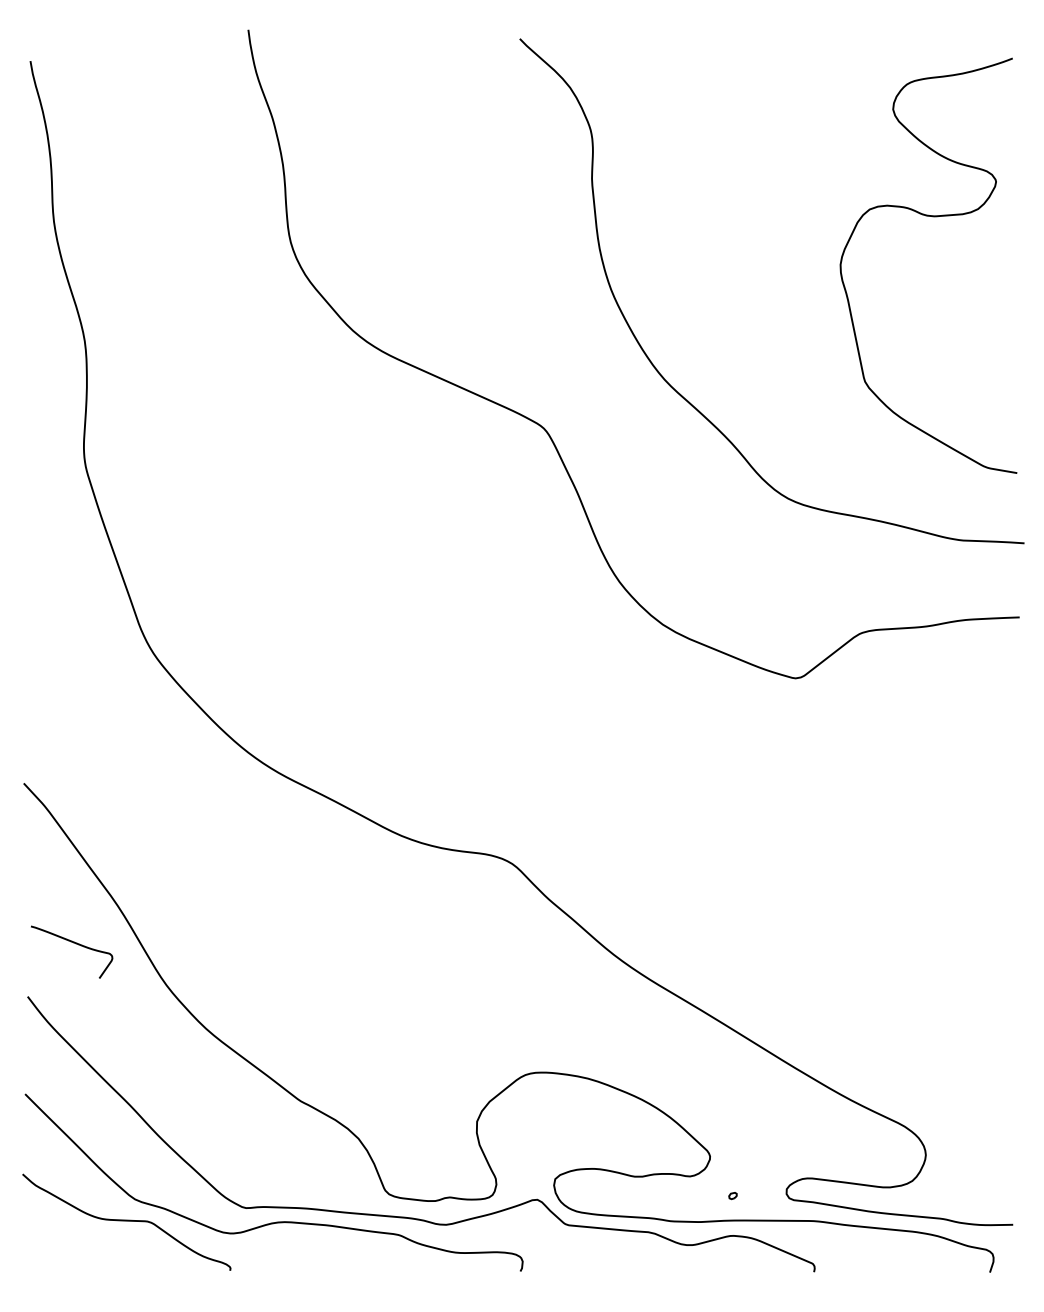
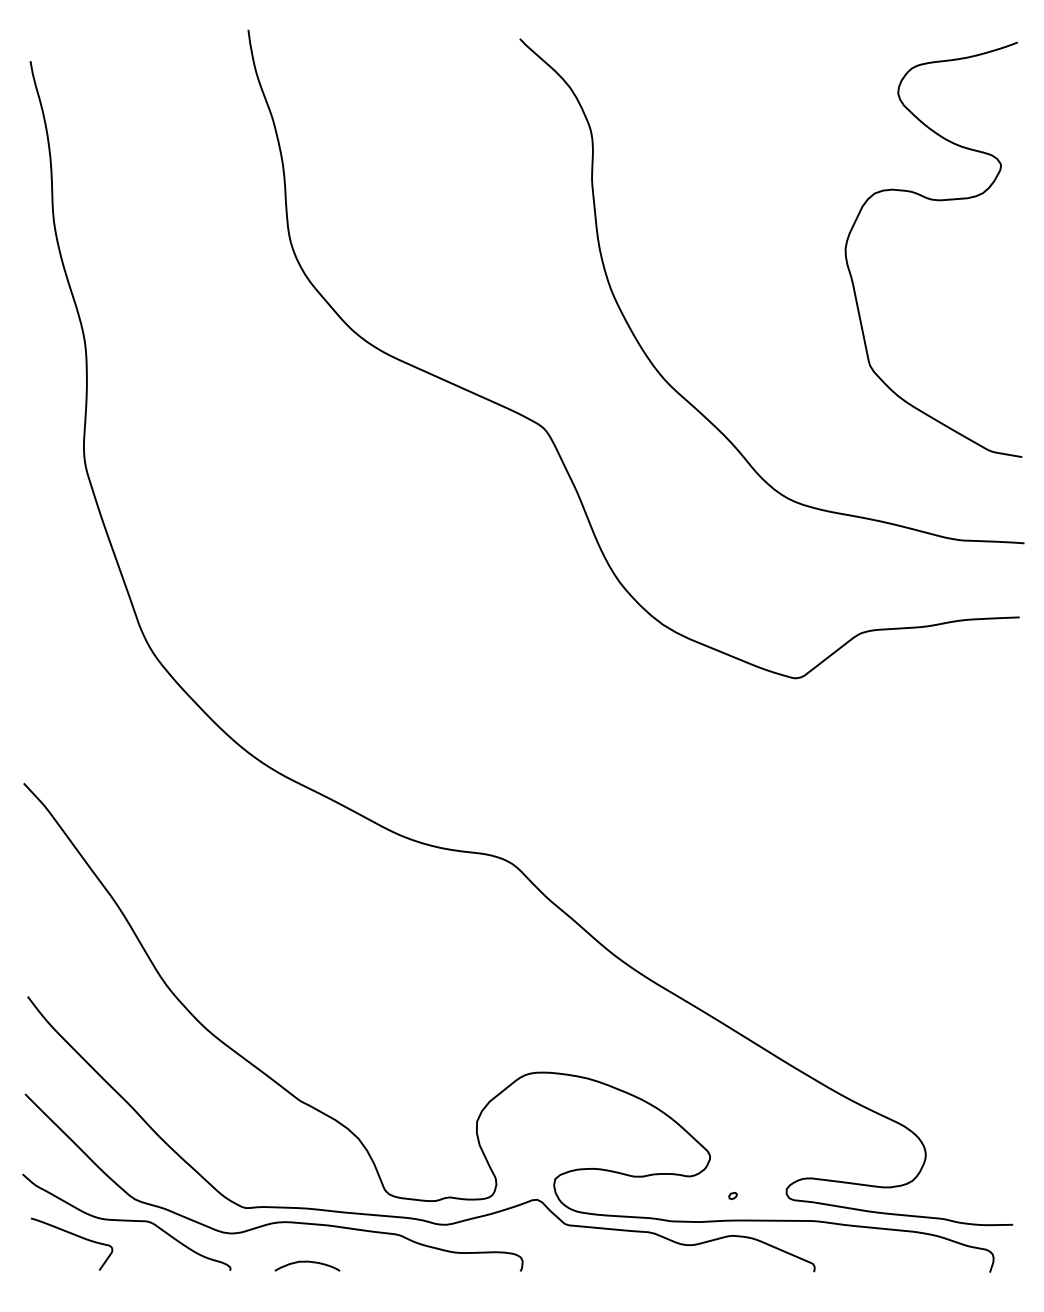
curve position: (932, 217) -> (937, 201) (937, 201)
curve position: (73, 943) -> (73, 1235) (73, 1235)
curve: none -> present (307, 1262)
